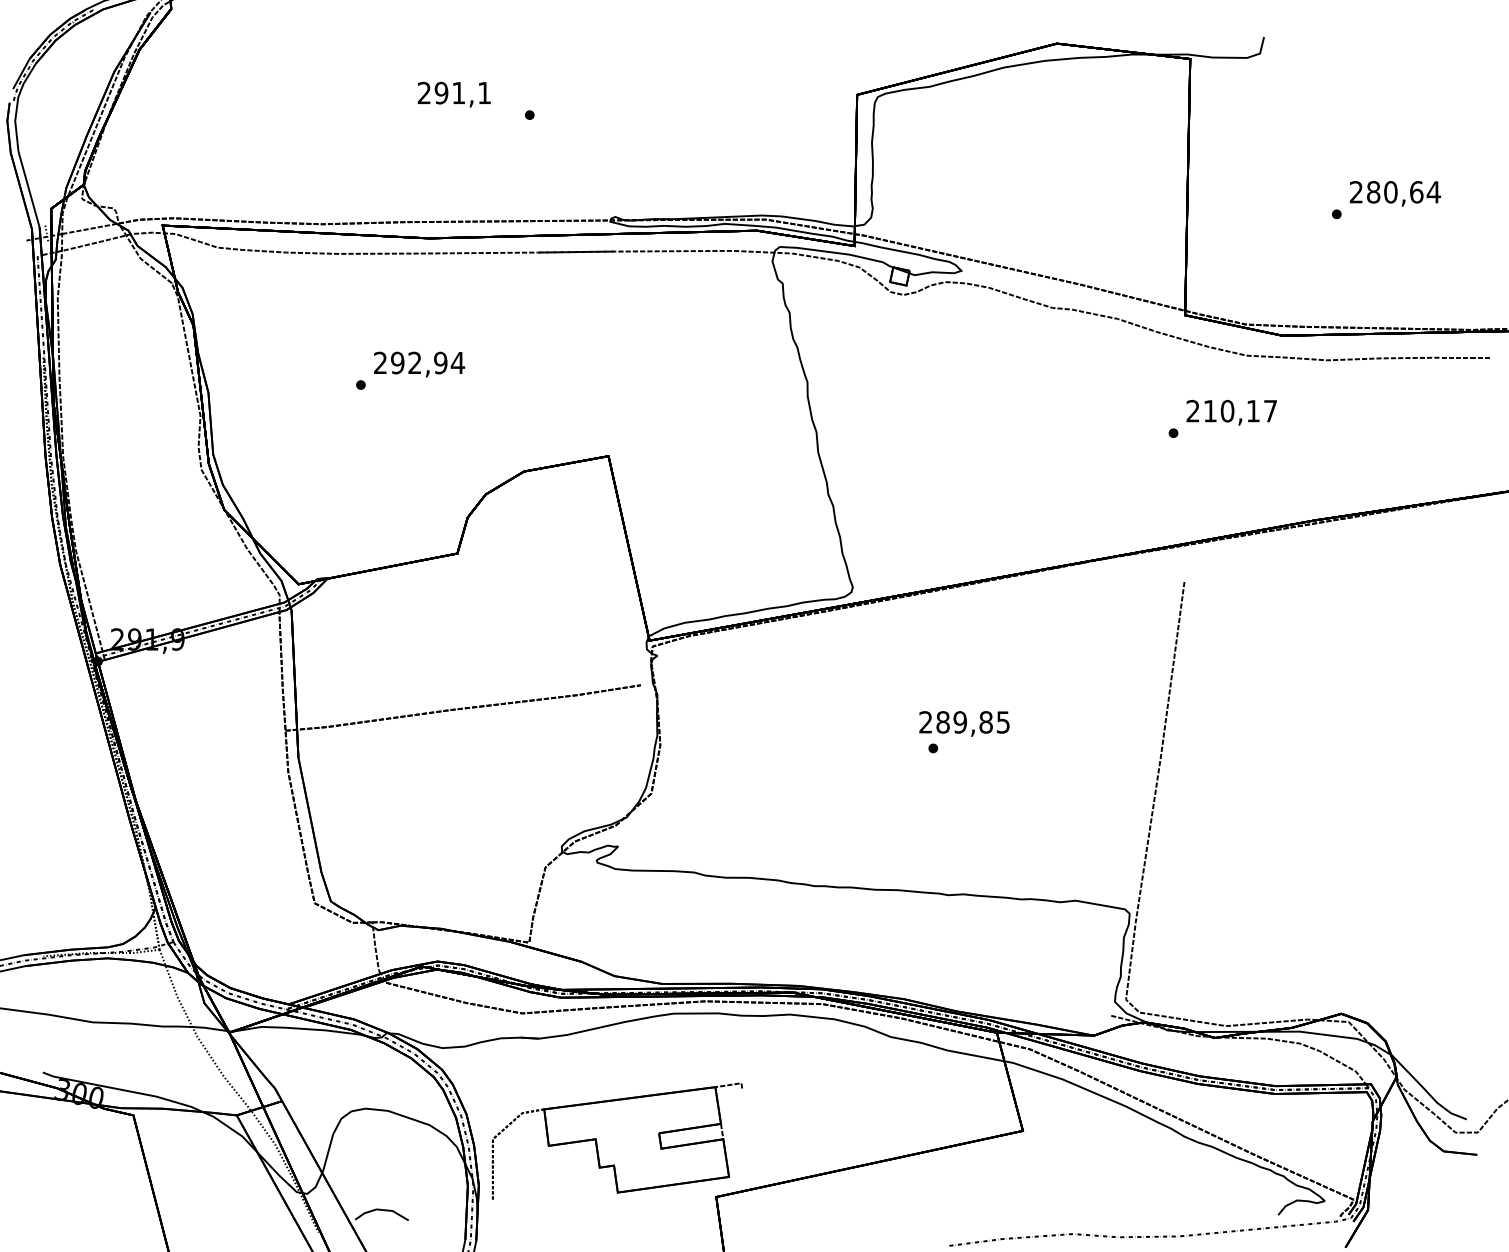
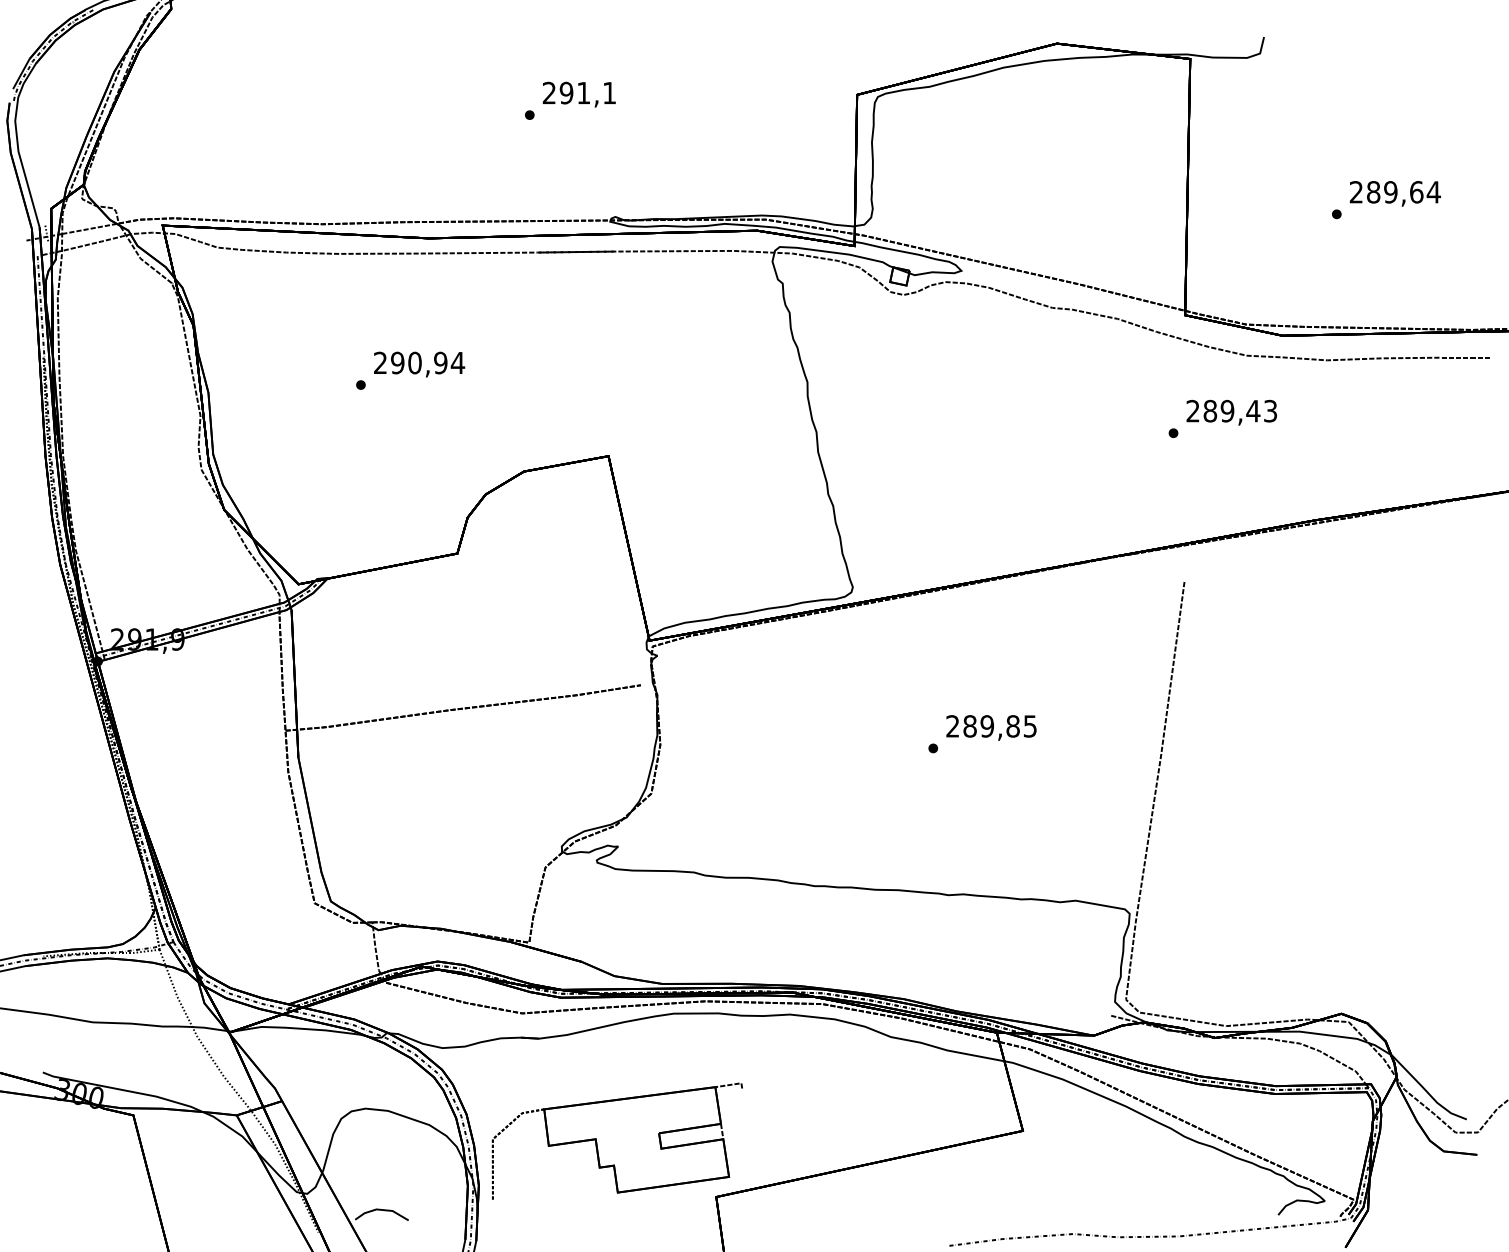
text position: (453, 94) -> (578, 94) (578, 94)
text: 280,64 -> 289,64 (1390, 192)
text: 292,94 -> 290,94 (414, 362)
text: 210,17 -> 289,43 (1239, 410)
text position: (964, 723) -> (991, 727) (991, 727)
